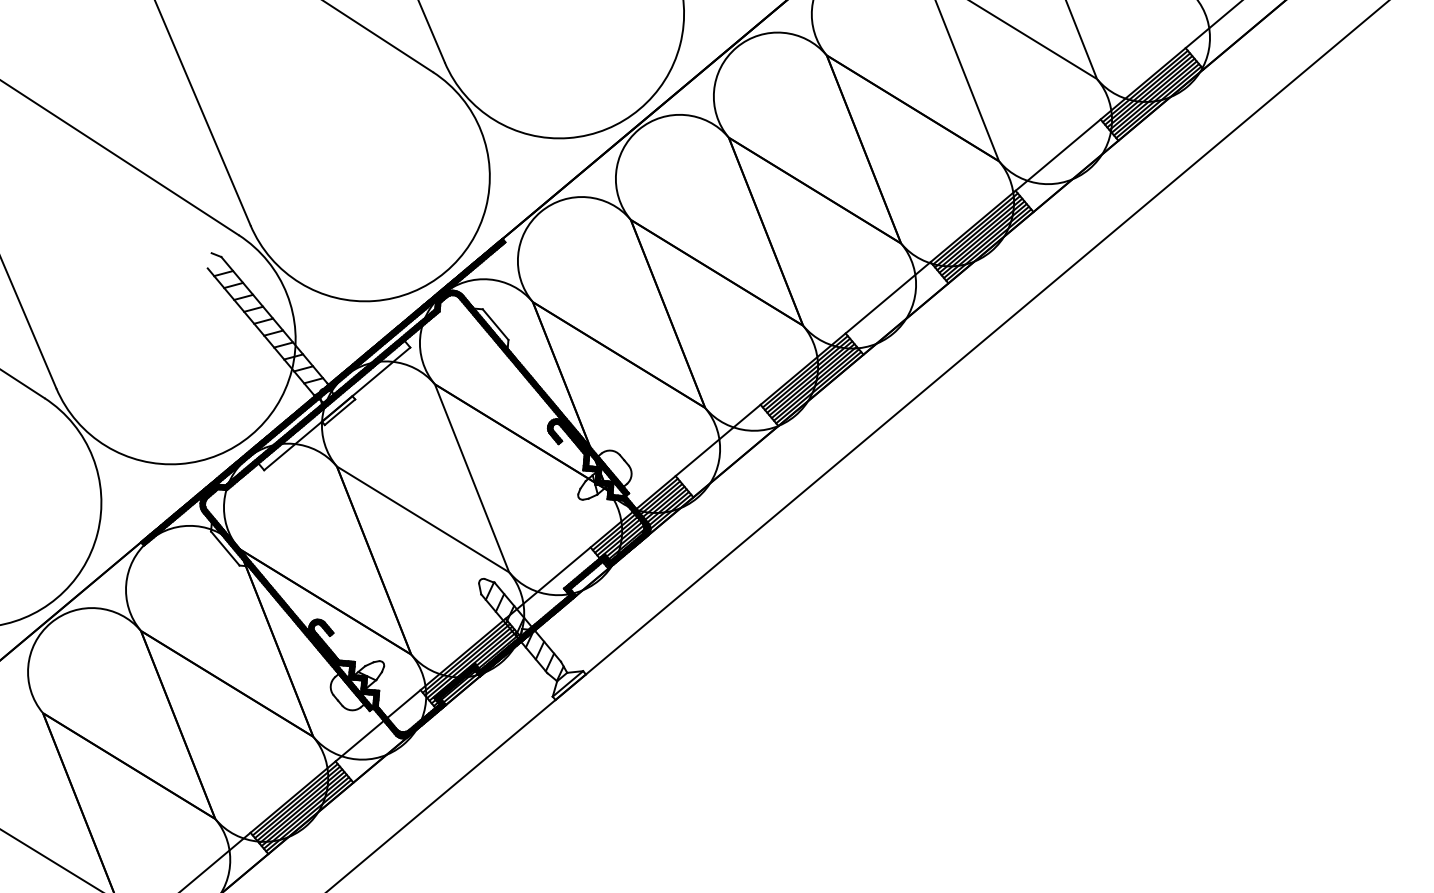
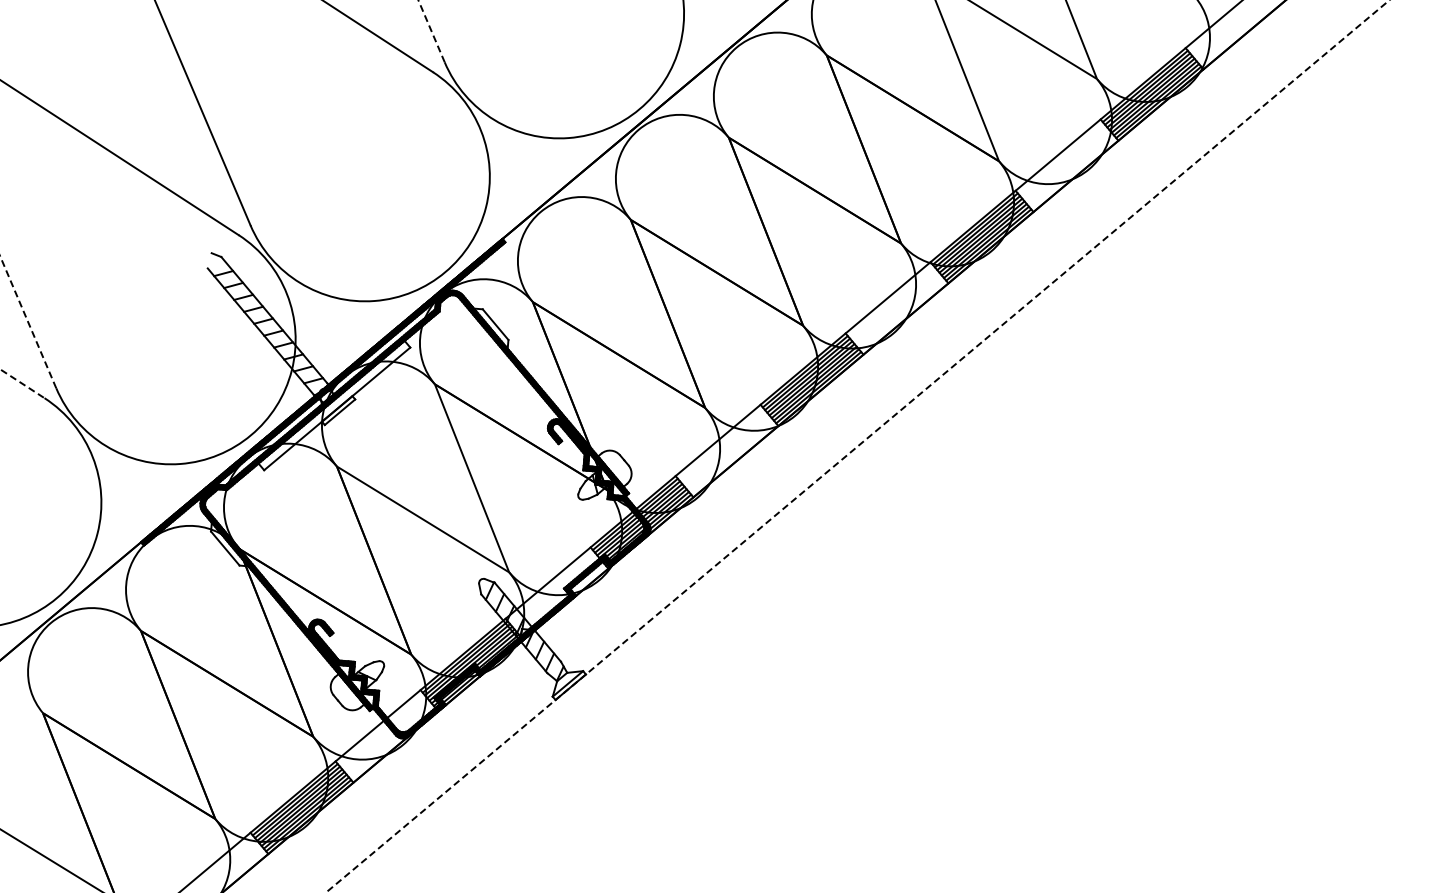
line: solid -> dashed (431, 31)
line: solid -> dashed (28, 322)
line: solid -> dashed (22, 383)
line: solid -> dashed (857, 446)
